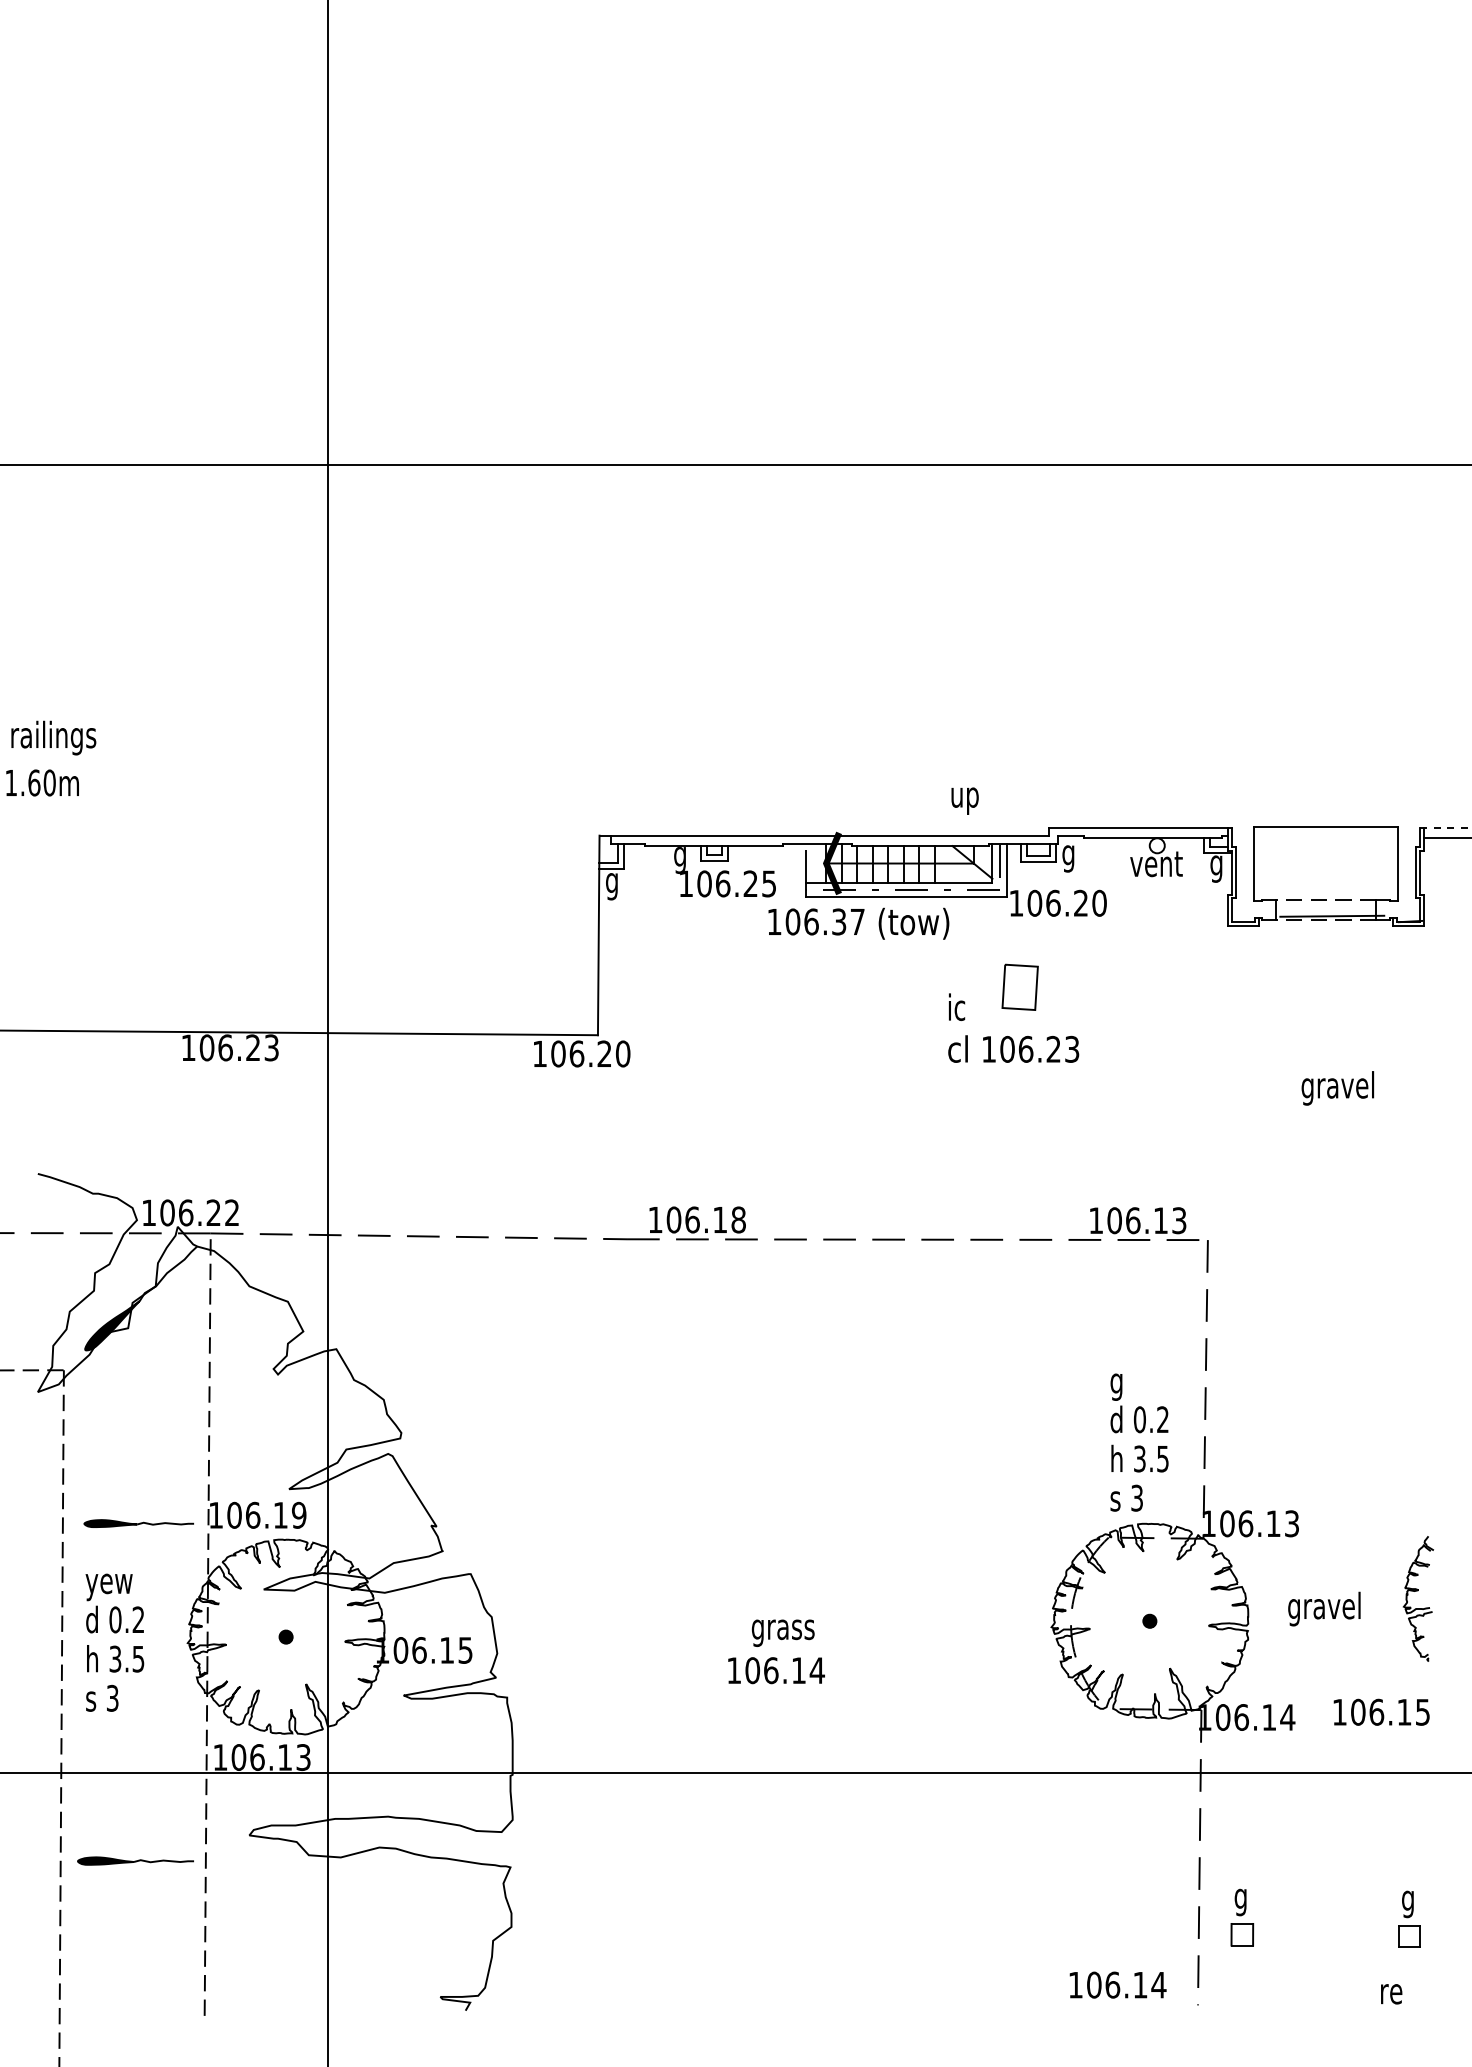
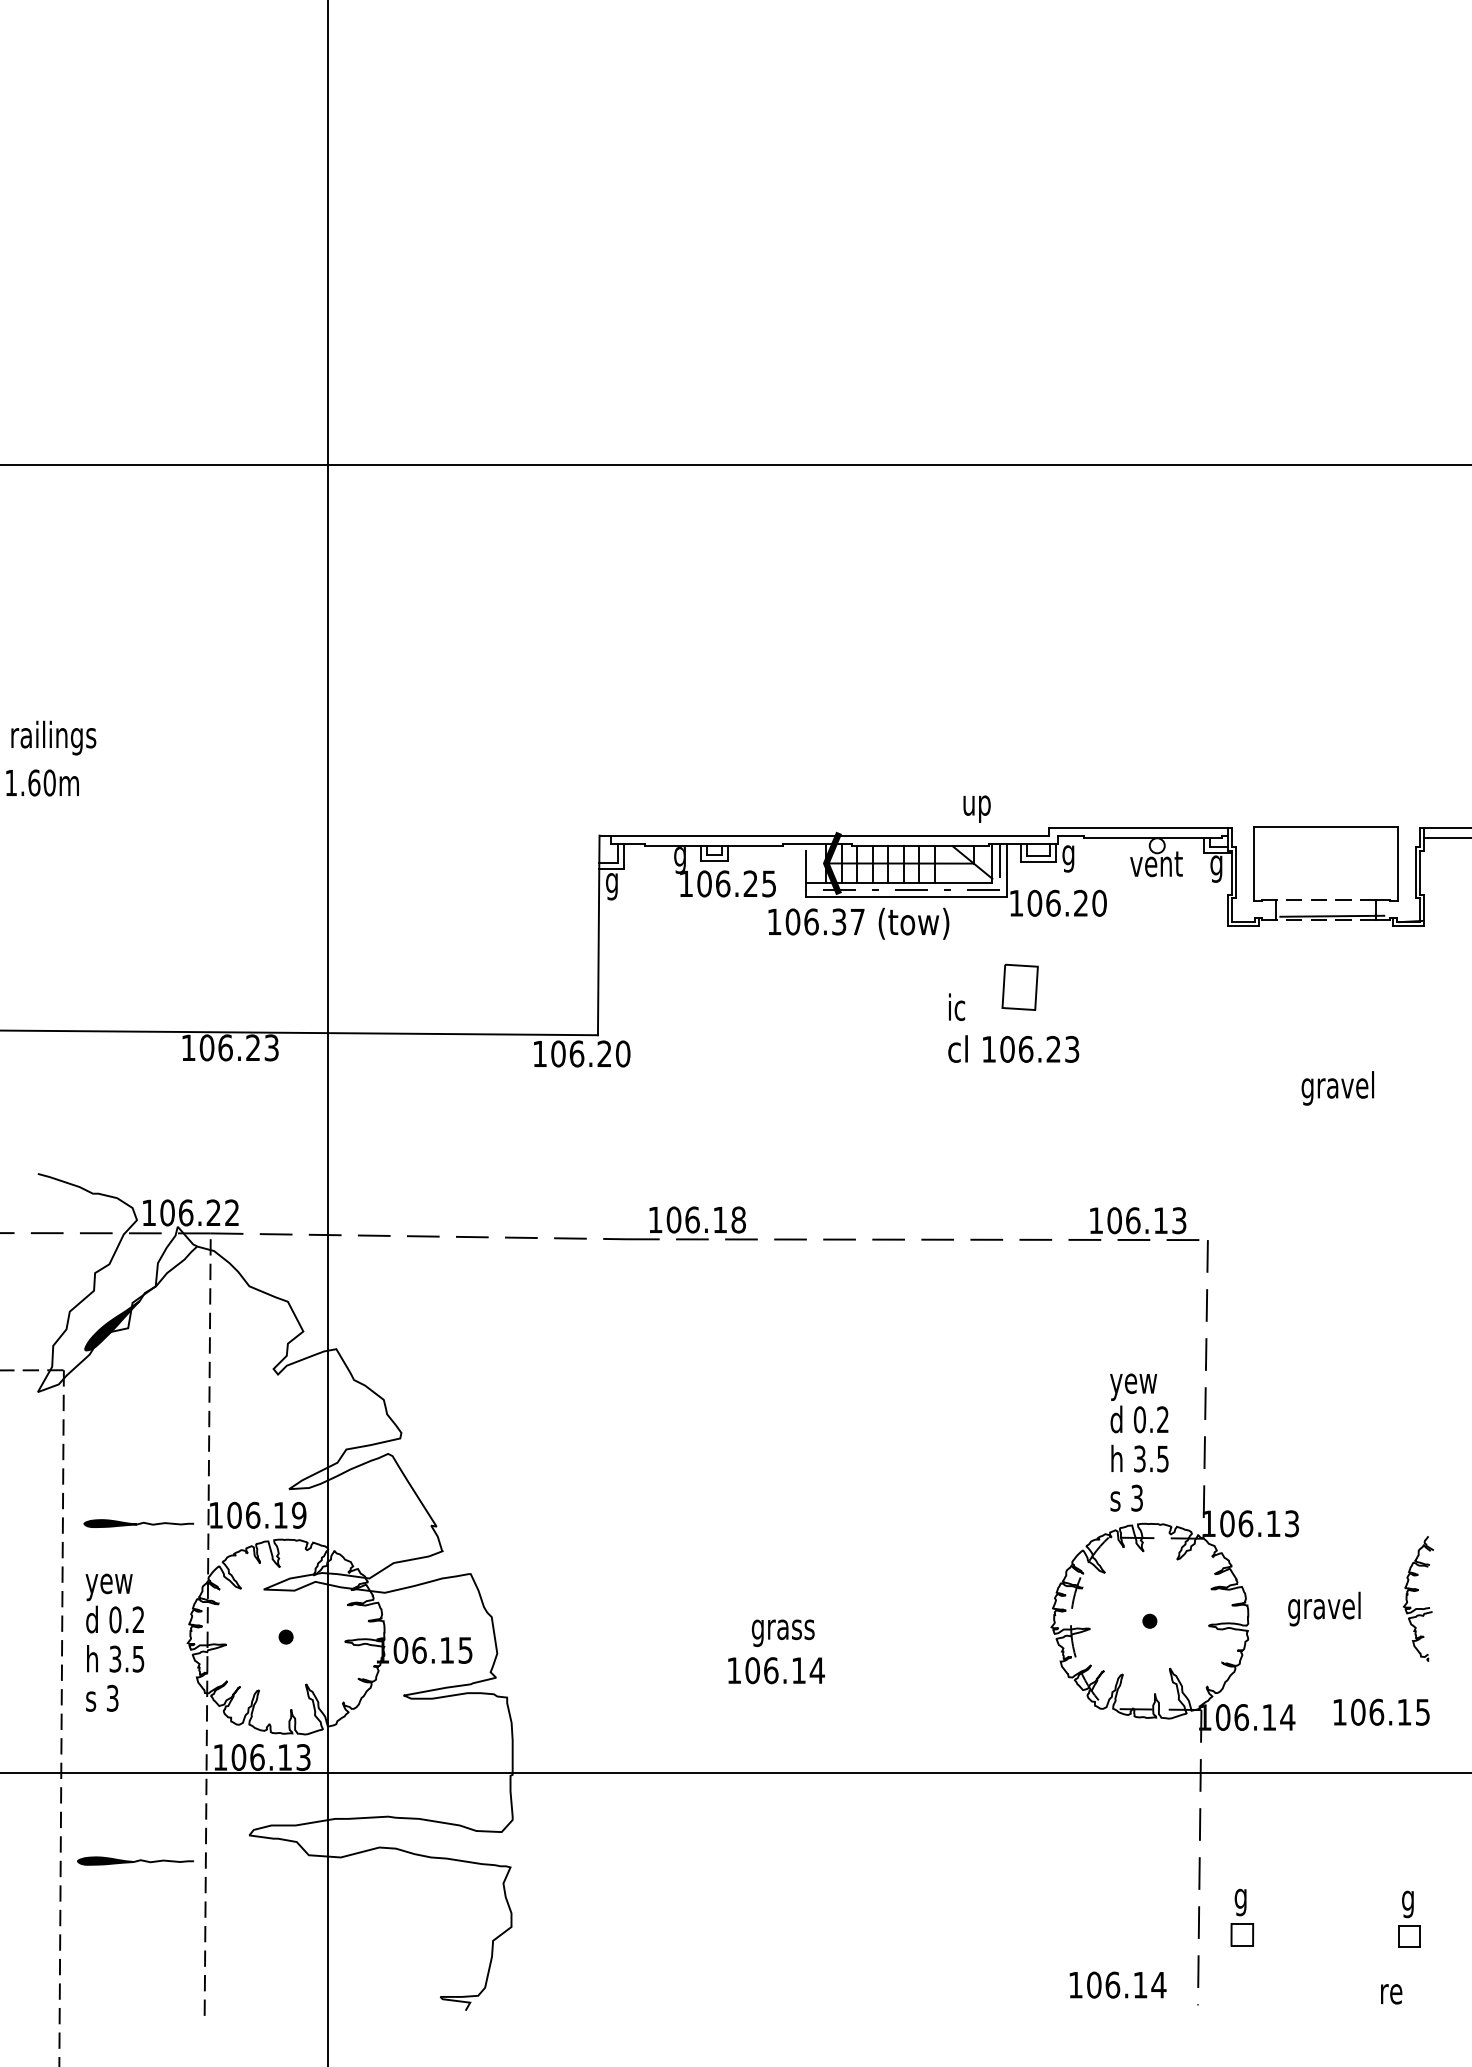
text position: (964, 800) -> (976, 808) (976, 808)
line: dashed -> solid (1446, 827)
text: g -> yew (1133, 1386)
